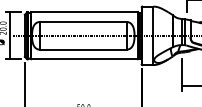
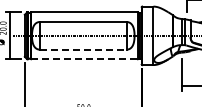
line: solid -> dashed (83, 49)
line: solid -> dashed (85, 59)
